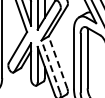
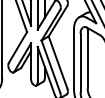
line: dashed -> solid (58, 62)
line: dashed -> solid (50, 66)
